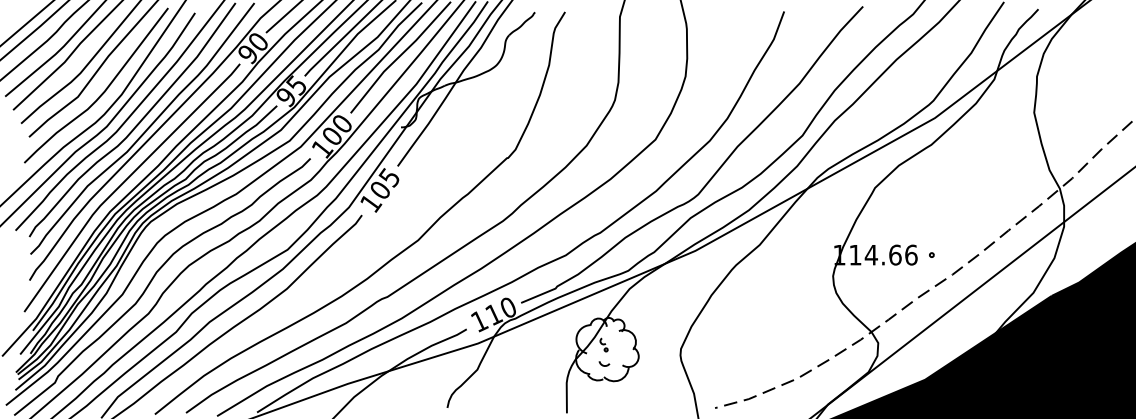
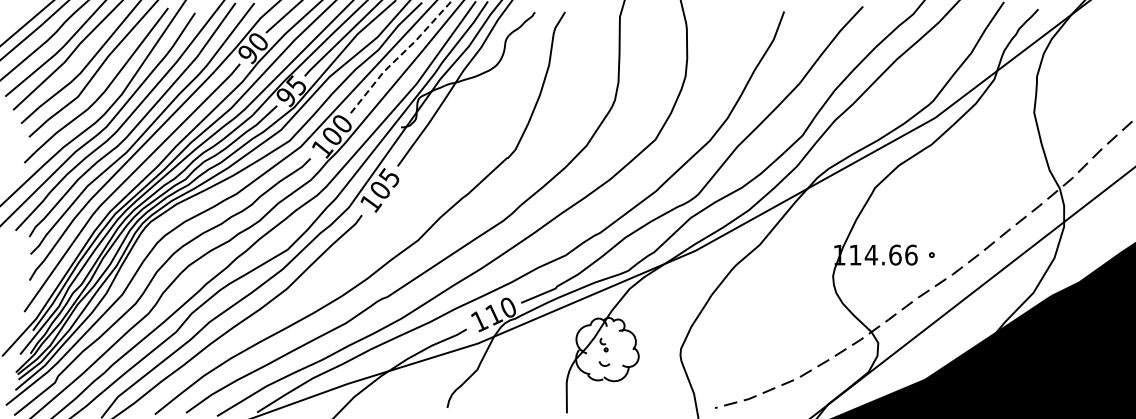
line: solid -> dashed (399, 56)
